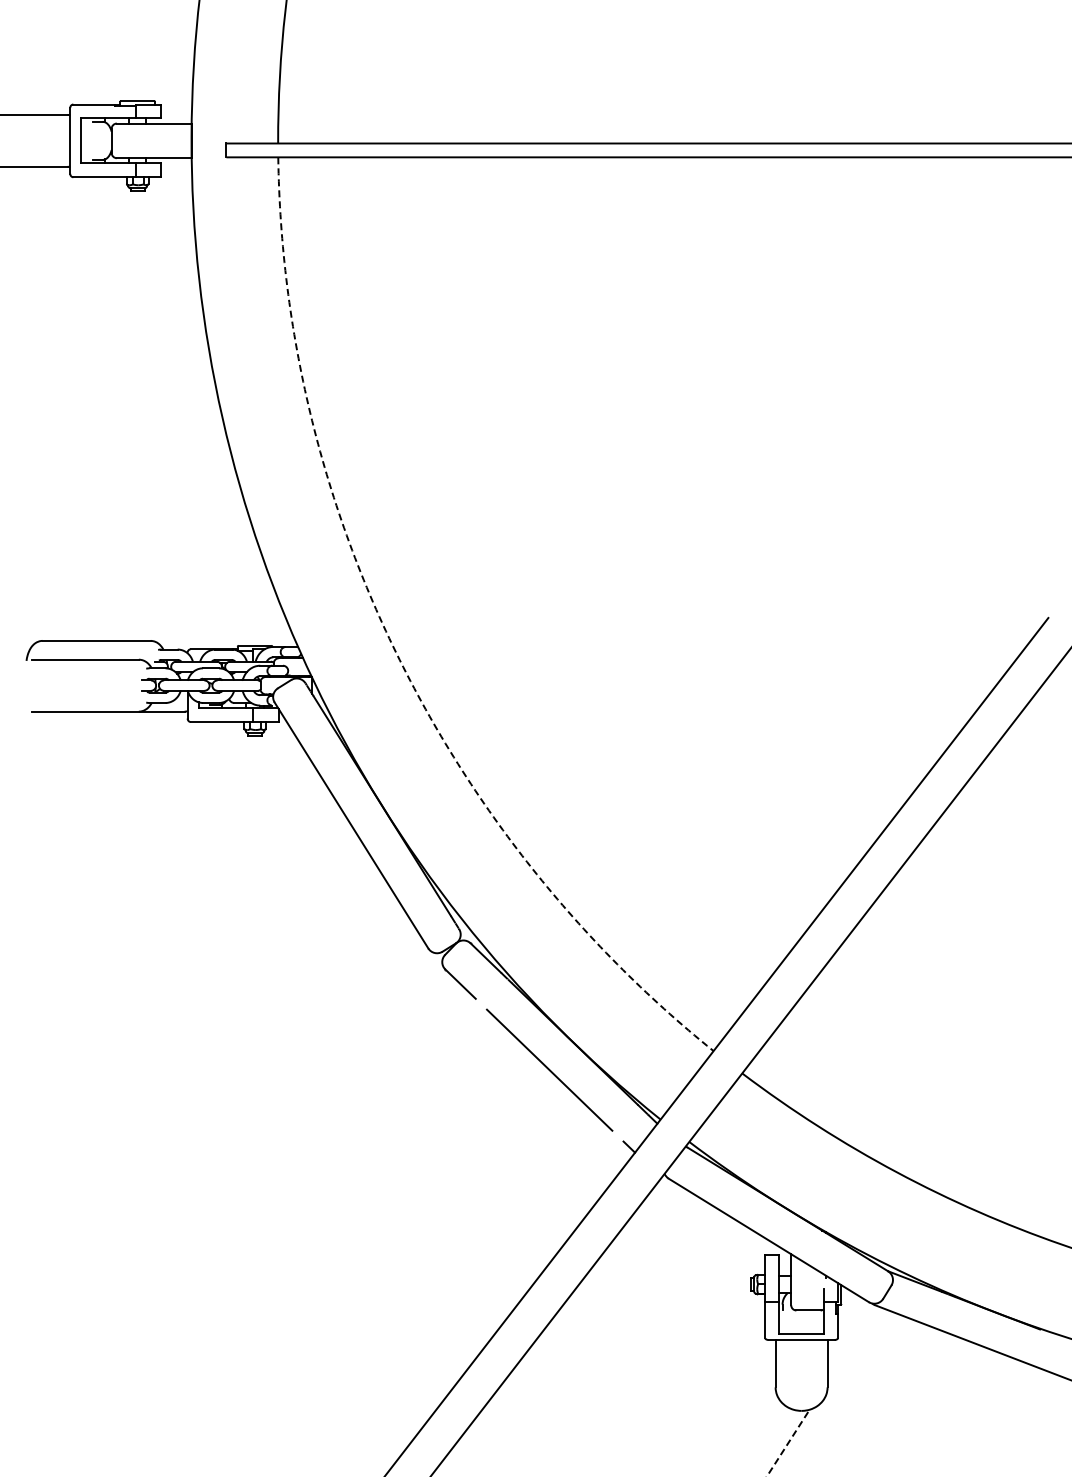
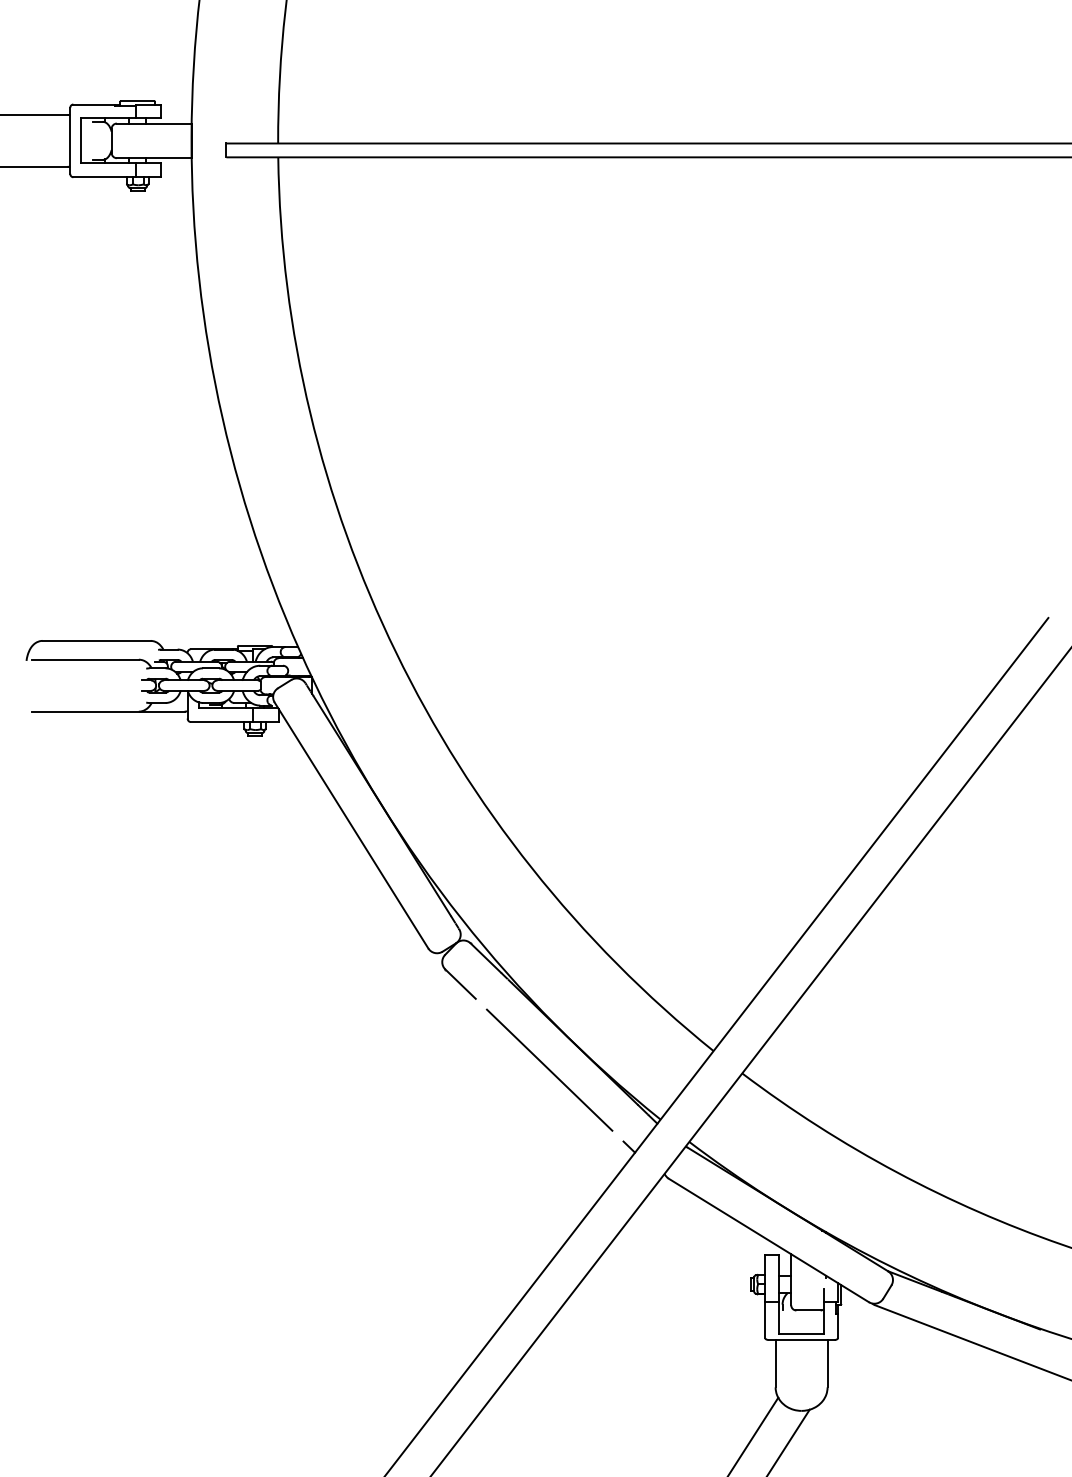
arc: dashed -> solid (396, 652)
line: none -> present (753, 1435)
line: dashed -> solid (788, 1443)
